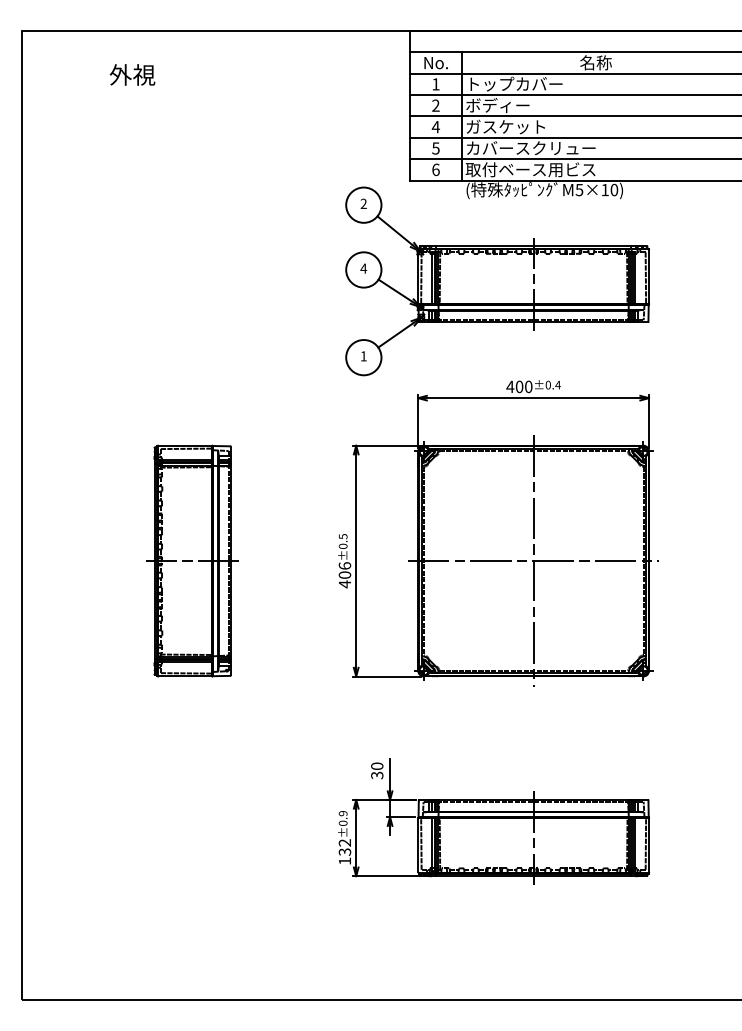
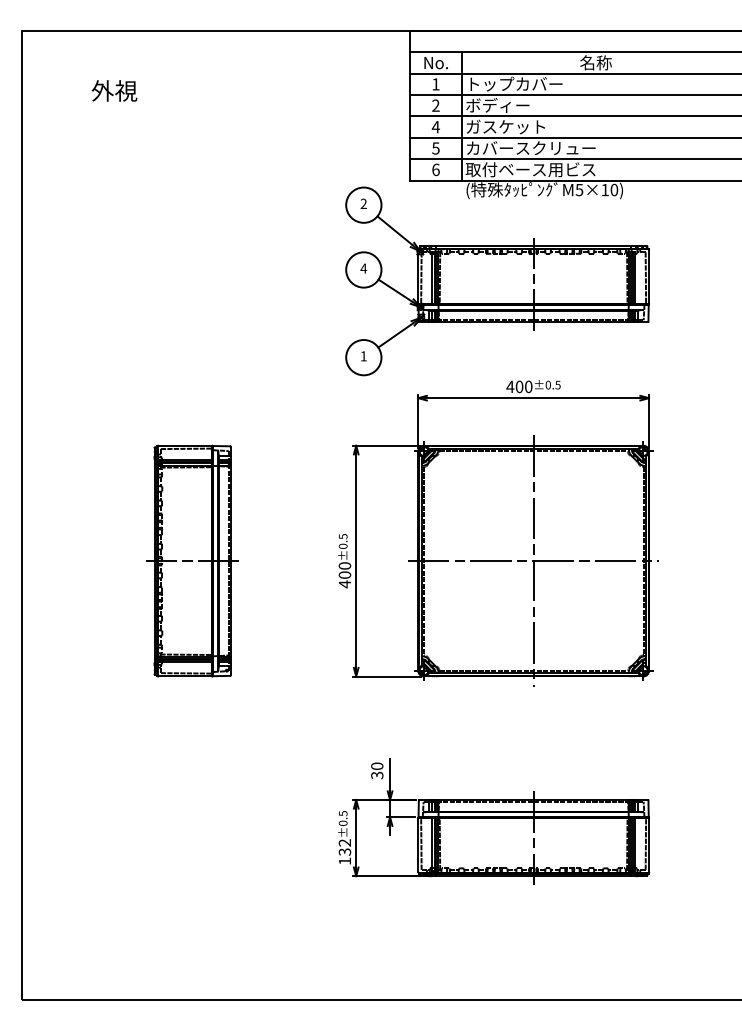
text position: (132, 74) -> (114, 90) (114, 90)
text: ±0.4 -> ±0.5 (557, 384)
text: 406 -> 400 (344, 565)
text: ±0.9 -> ±0.5 (342, 813)
